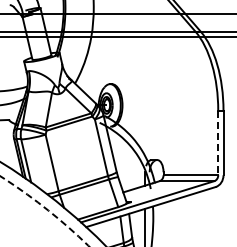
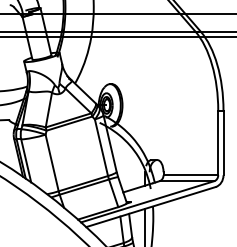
line: dashed -> solid (218, 143)
arc: dashed -> solid (46, 209)
